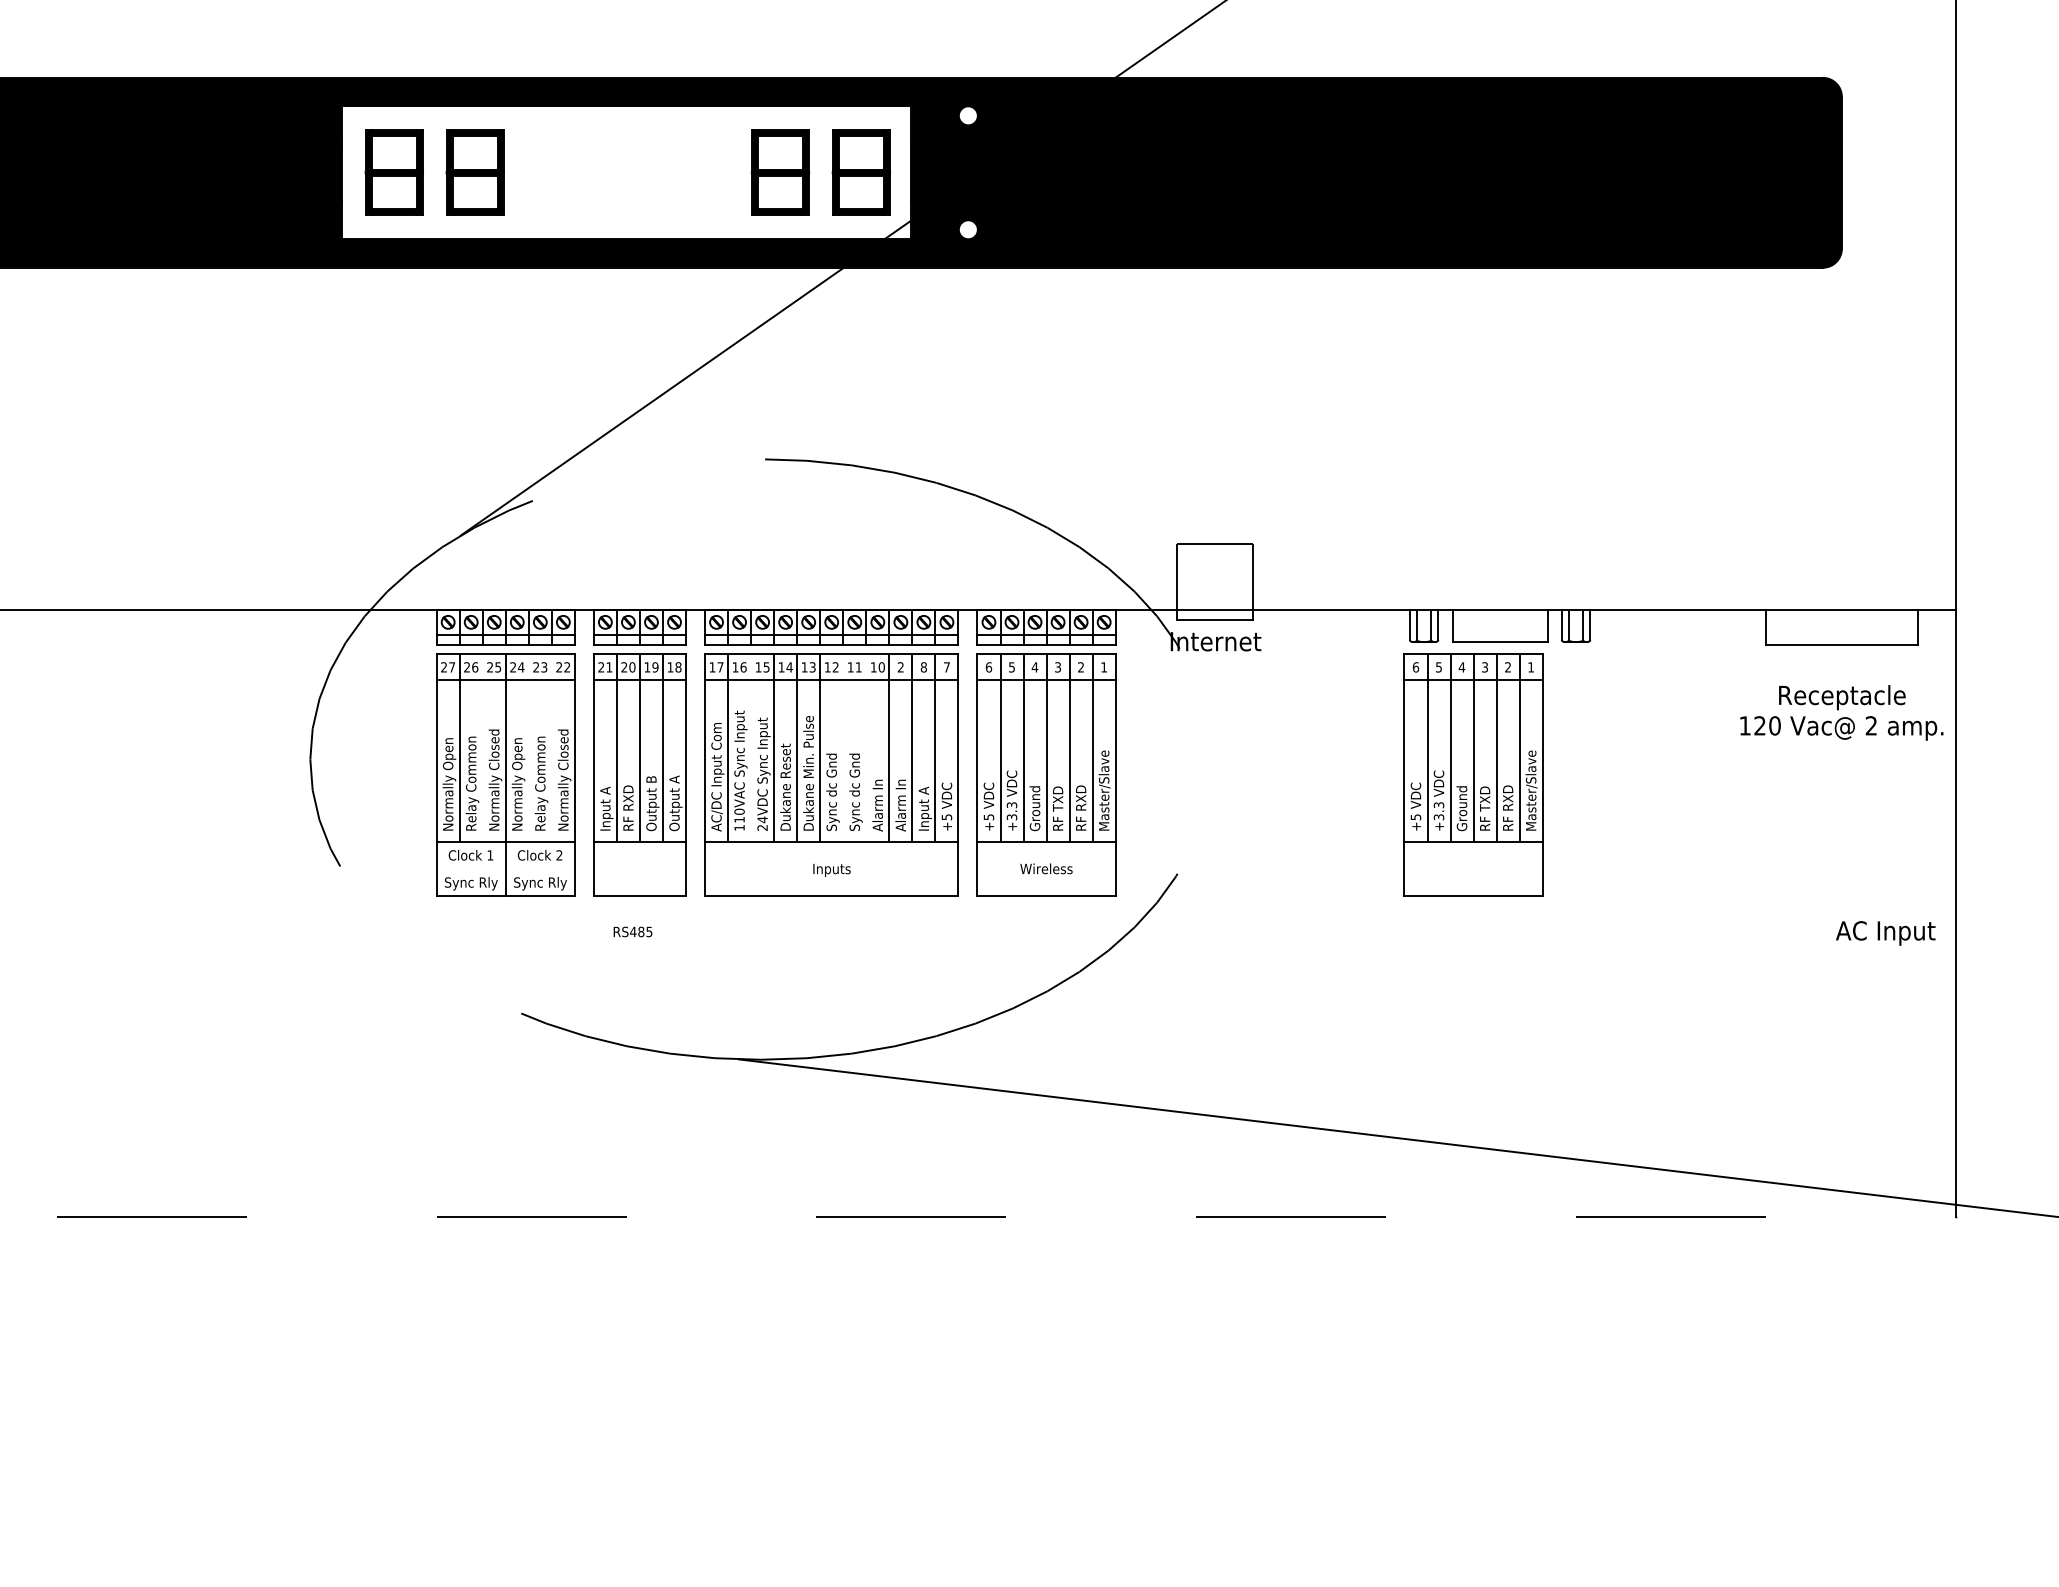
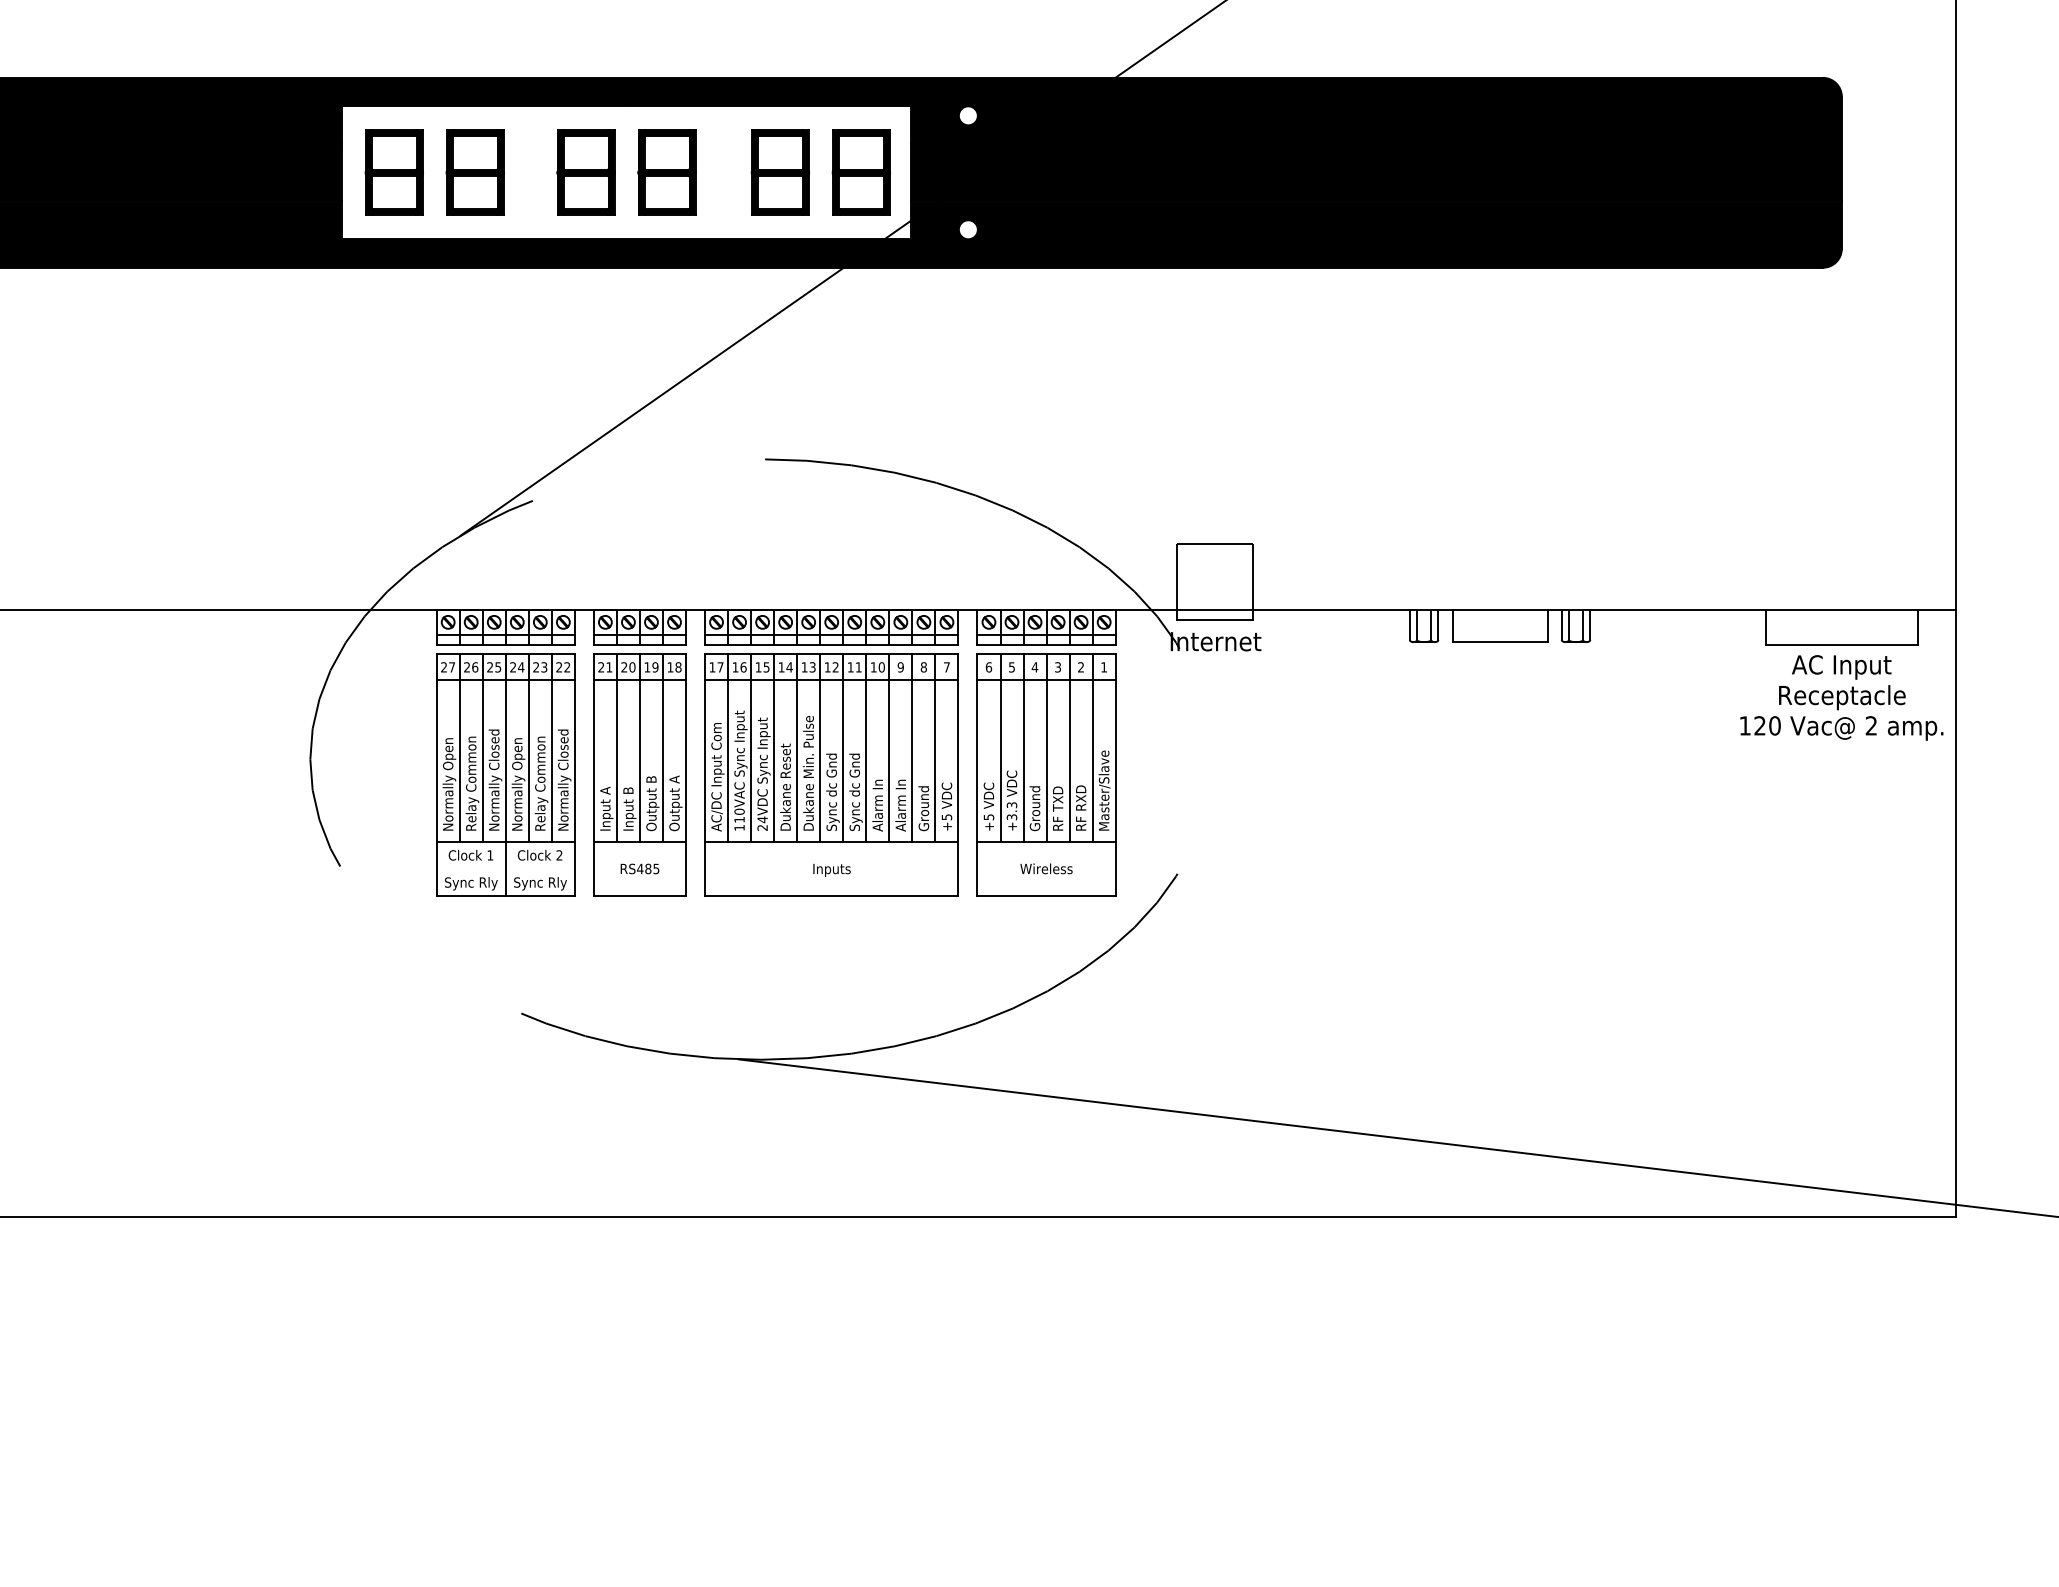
part: none -> present (585, 172)
part: none -> present (666, 172)
text: 2 -> 9 (900, 667)
line: none -> present (482, 747)
line: none -> present (528, 747)
line: none -> present (551, 747)
line: none -> present (751, 747)
line: none -> present (843, 747)
line: none -> present (866, 747)
part: present -> none (1473, 774)
text: RF RXD -> Input B (629, 807)
text: Input A -> Ground (924, 808)
text position: (632, 931) -> (639, 868) (639, 868)
text position: (1885, 933) -> (1841, 667) (1841, 667)
line: dashed -> solid (977, 1217)
